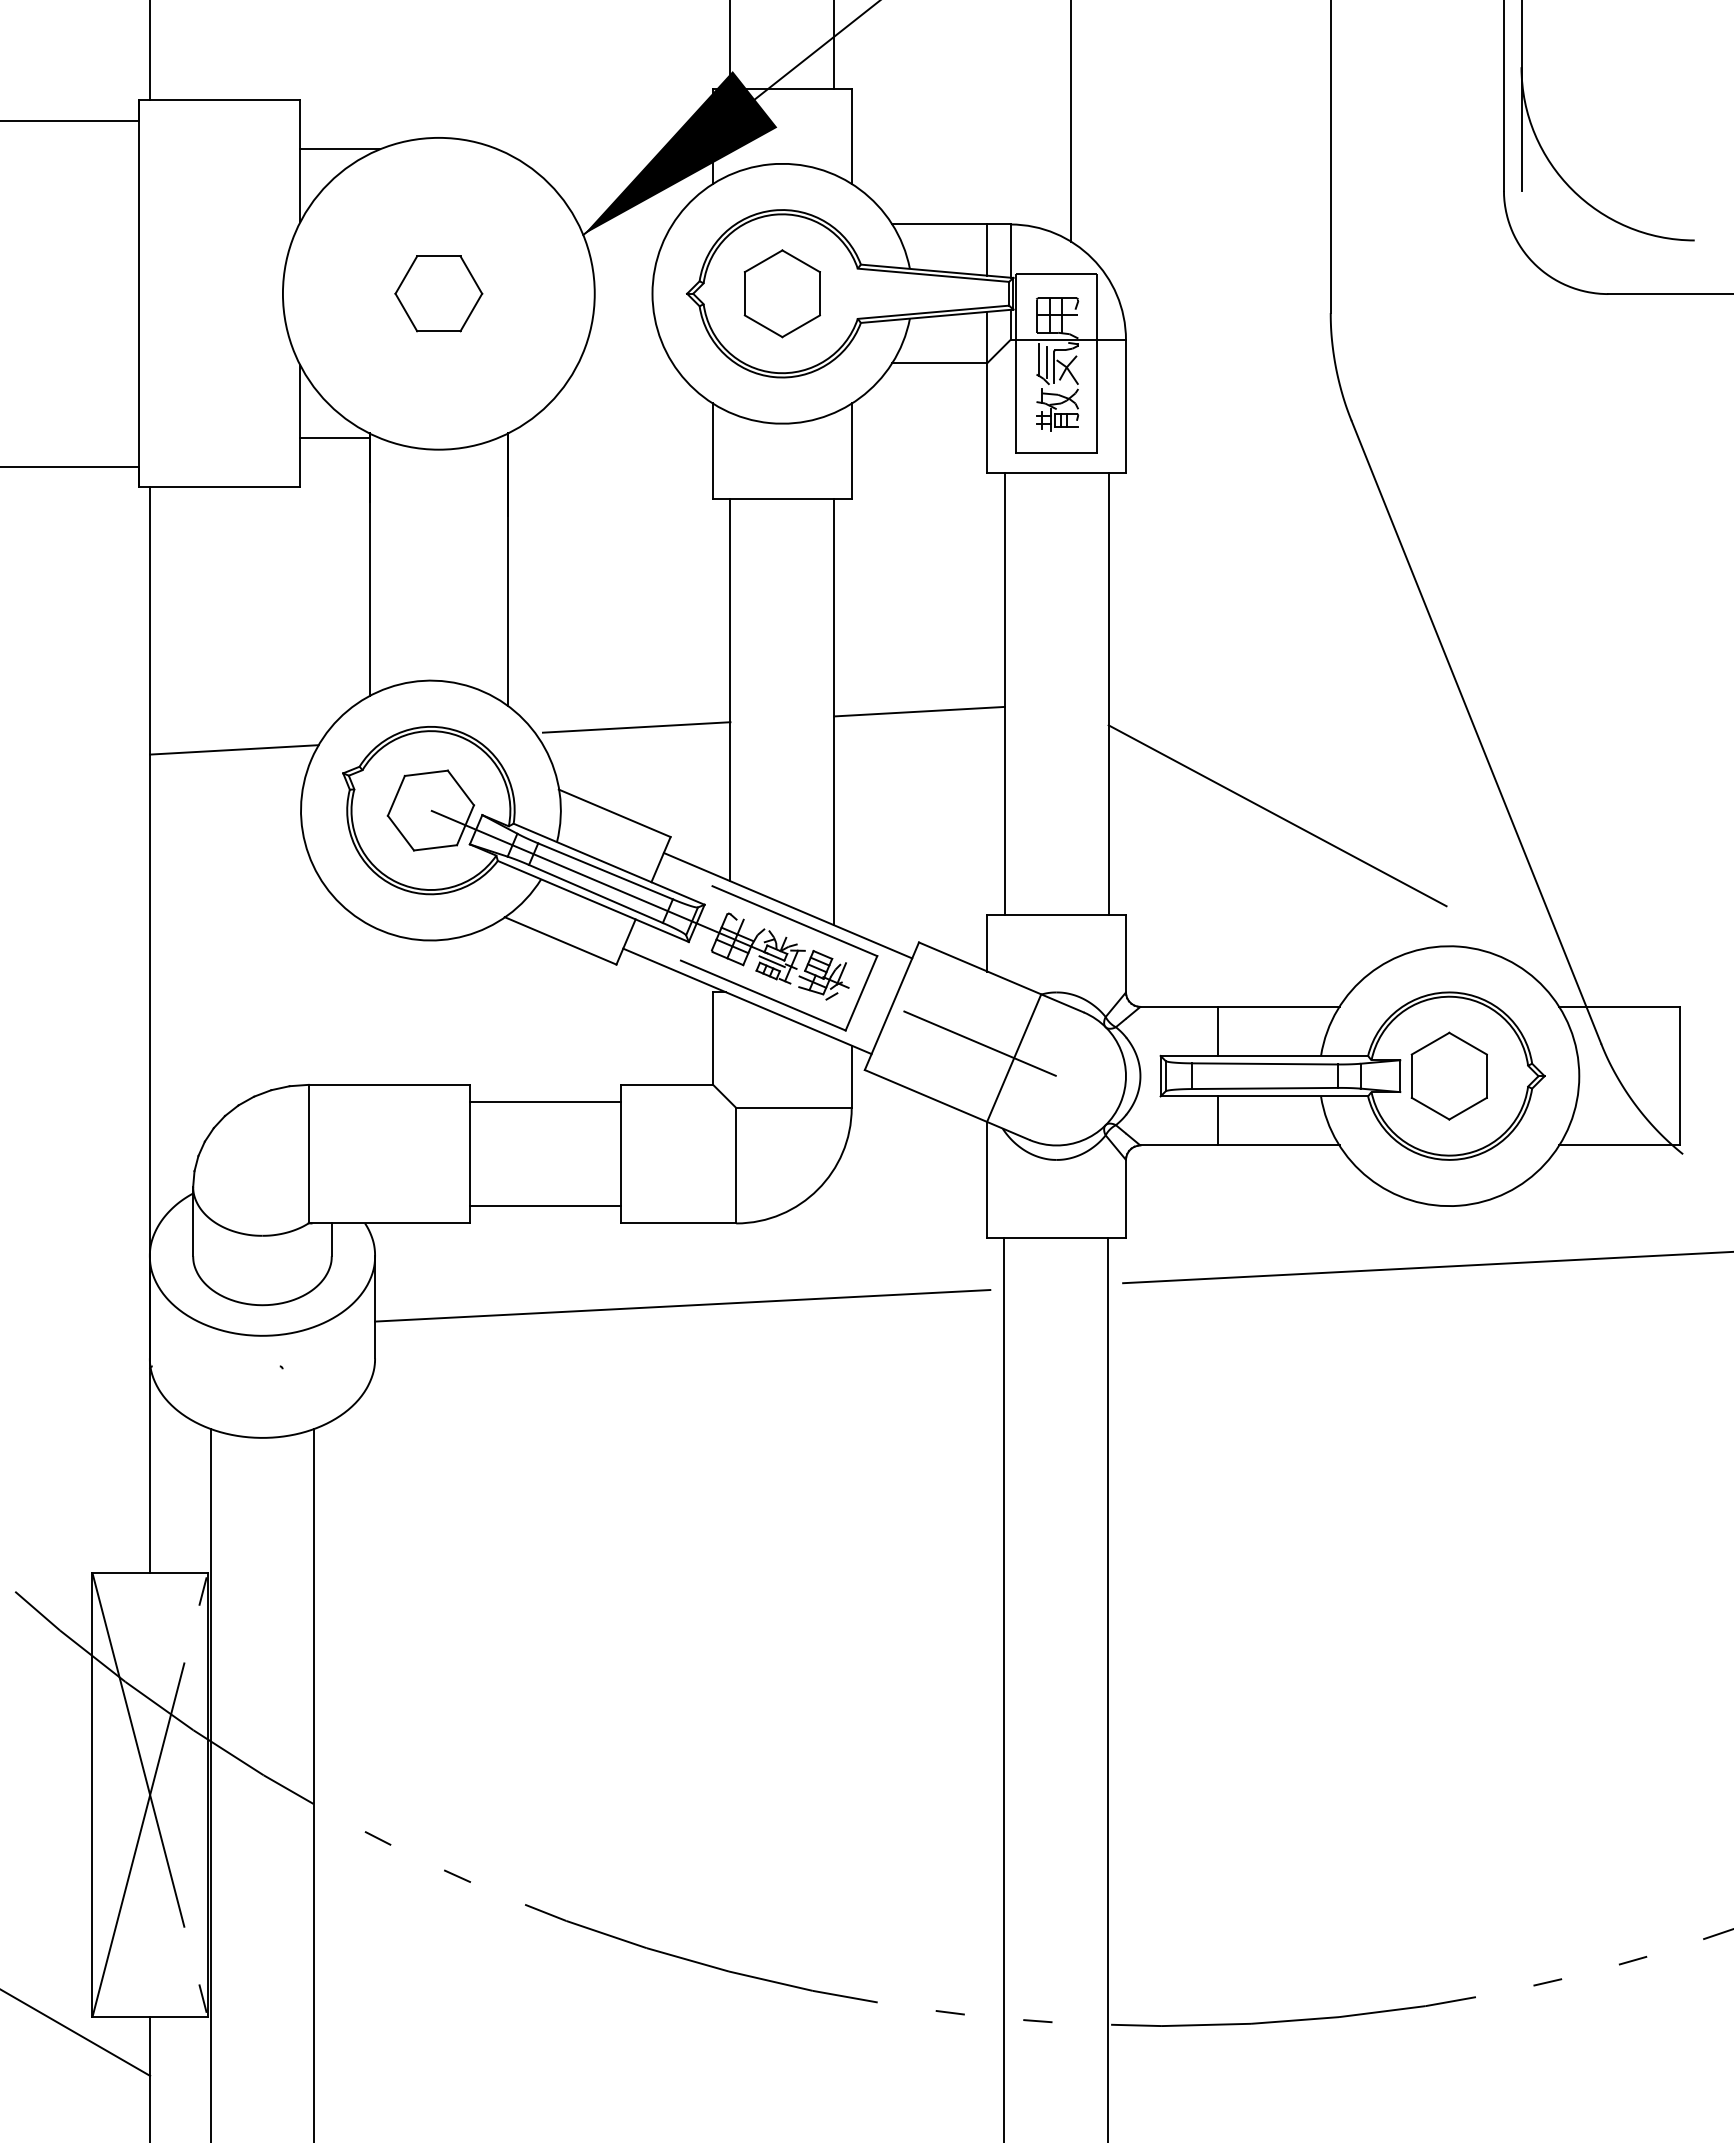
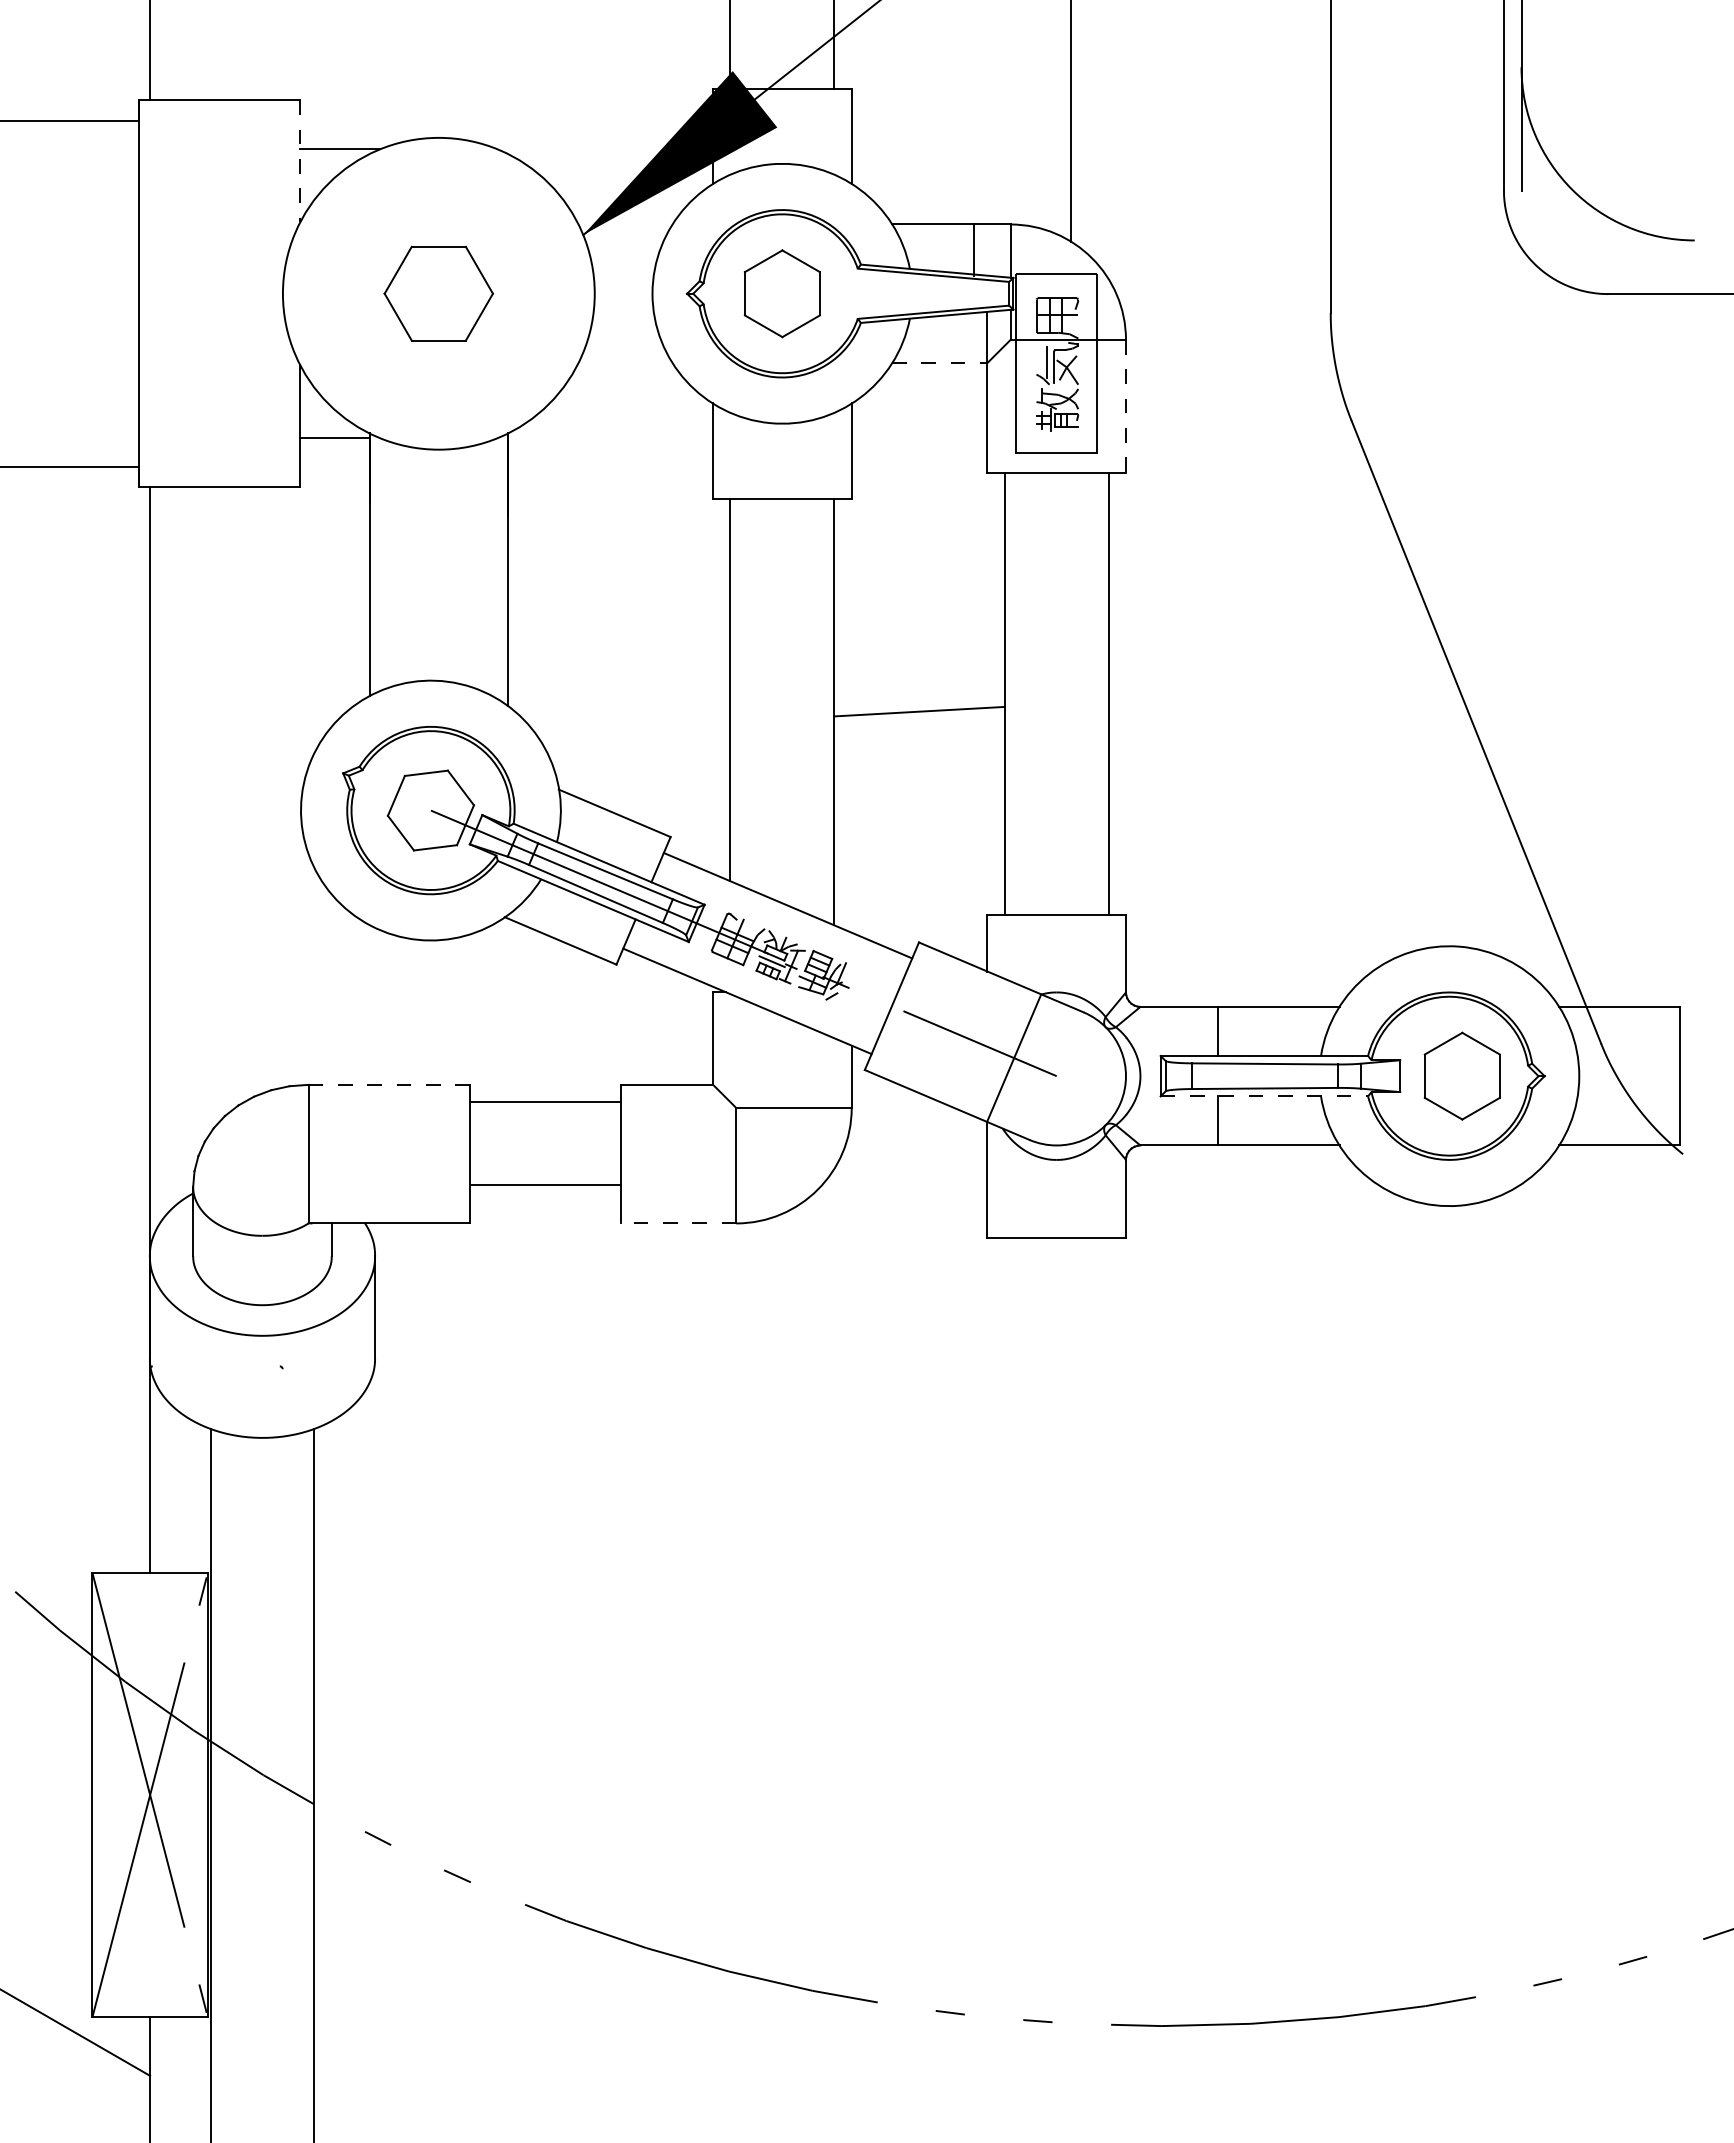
line: solid -> dashed (300, 161)
line position: (987, 249) -> (974, 249) (974, 249)
part size: 90x78 px -> 112x97 px (438, 293)
line: present -> none (1039, 360)
line: solid -> dashed (939, 363)
line: solid -> dashed (1125, 406)
line: present -> none (636, 727)
line: present -> none (234, 749)
line: present -> none (1277, 815)
part: present -> none (792, 921)
part position: (1448, 1075) -> (1461, 1075) (1461, 1075)
line: solid -> dashed (389, 1084)
line: solid -> dashed (1264, 1096)
line position: (545, 1206) -> (545, 1185) (545, 1185)
line: solid -> dashed (678, 1223)
line: present -> none (1426, 1267)
line: present -> none (682, 1305)
line: present -> none (1004, 1688)
line: present -> none (1108, 1688)
